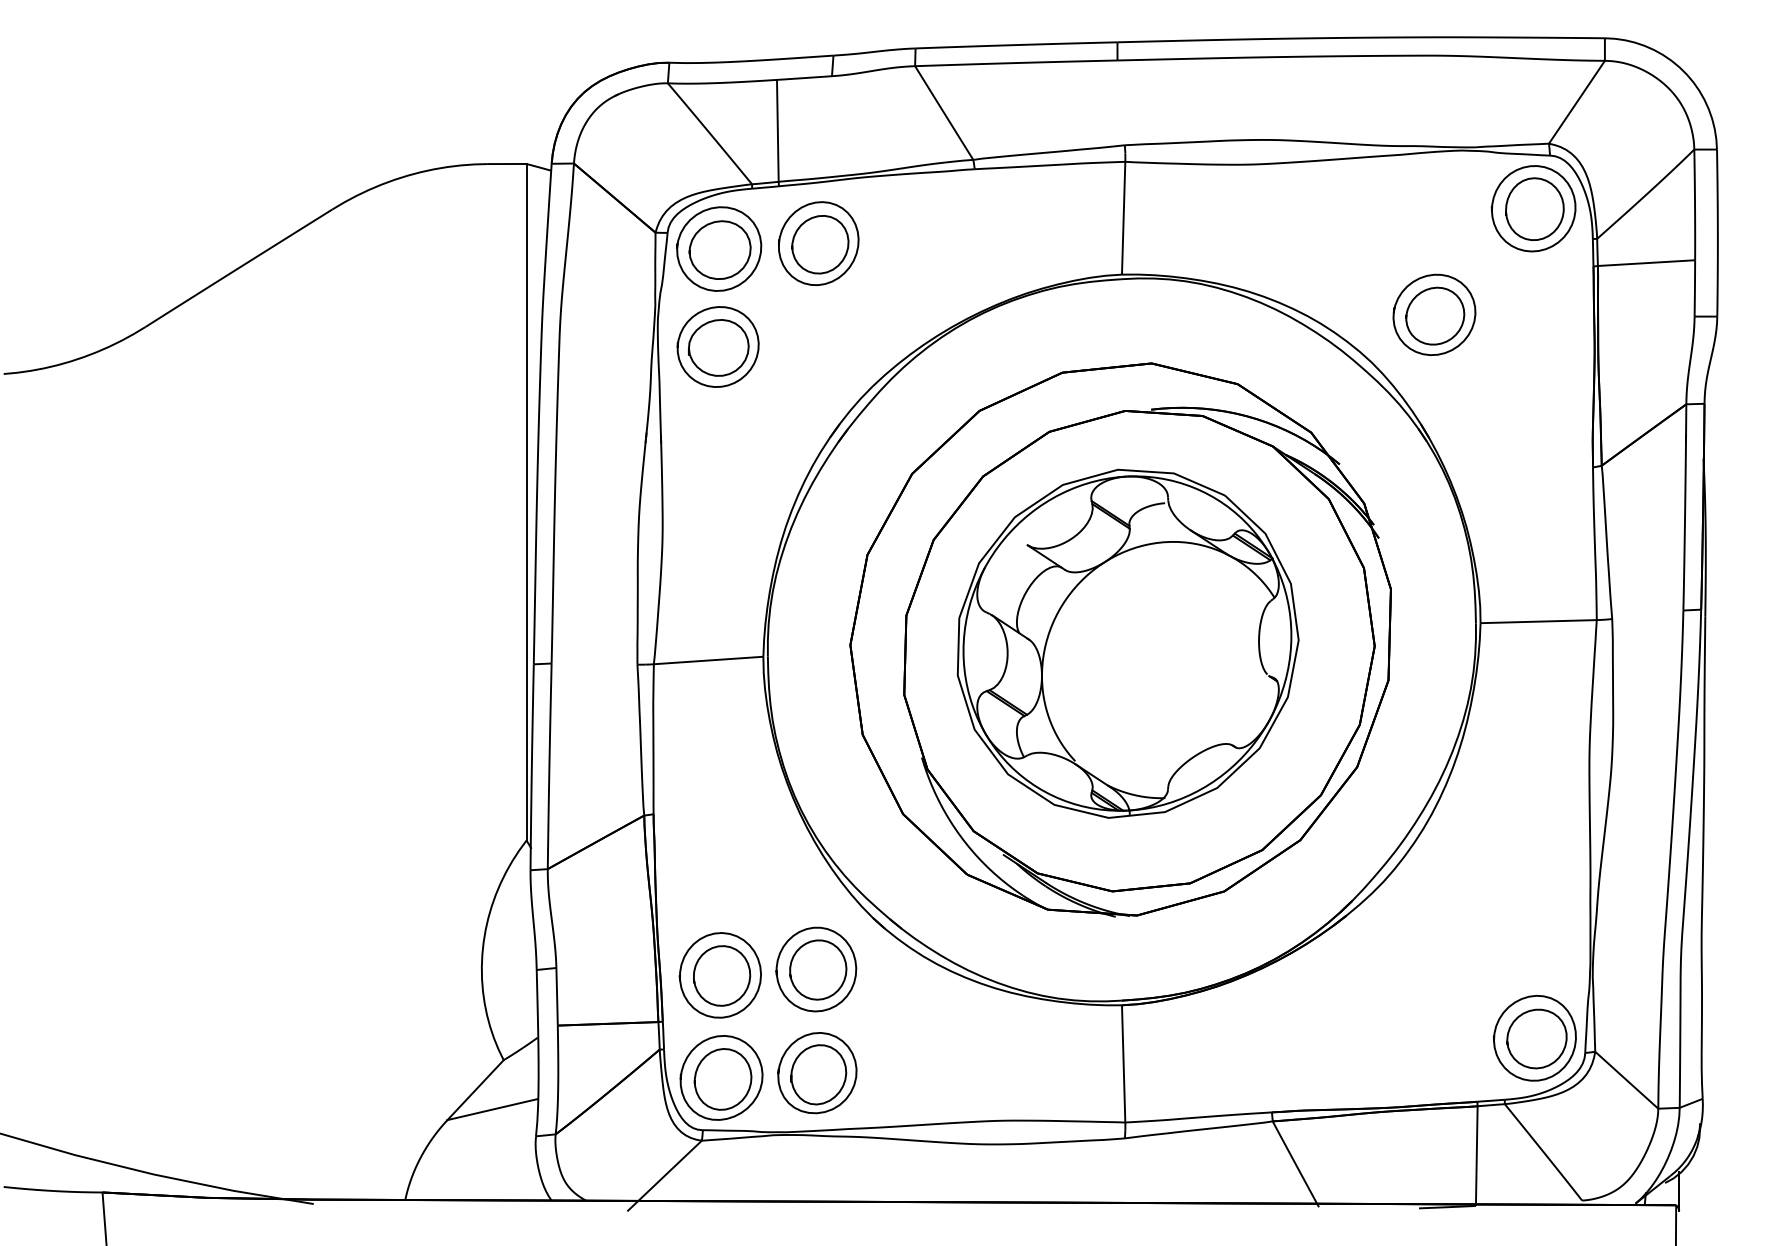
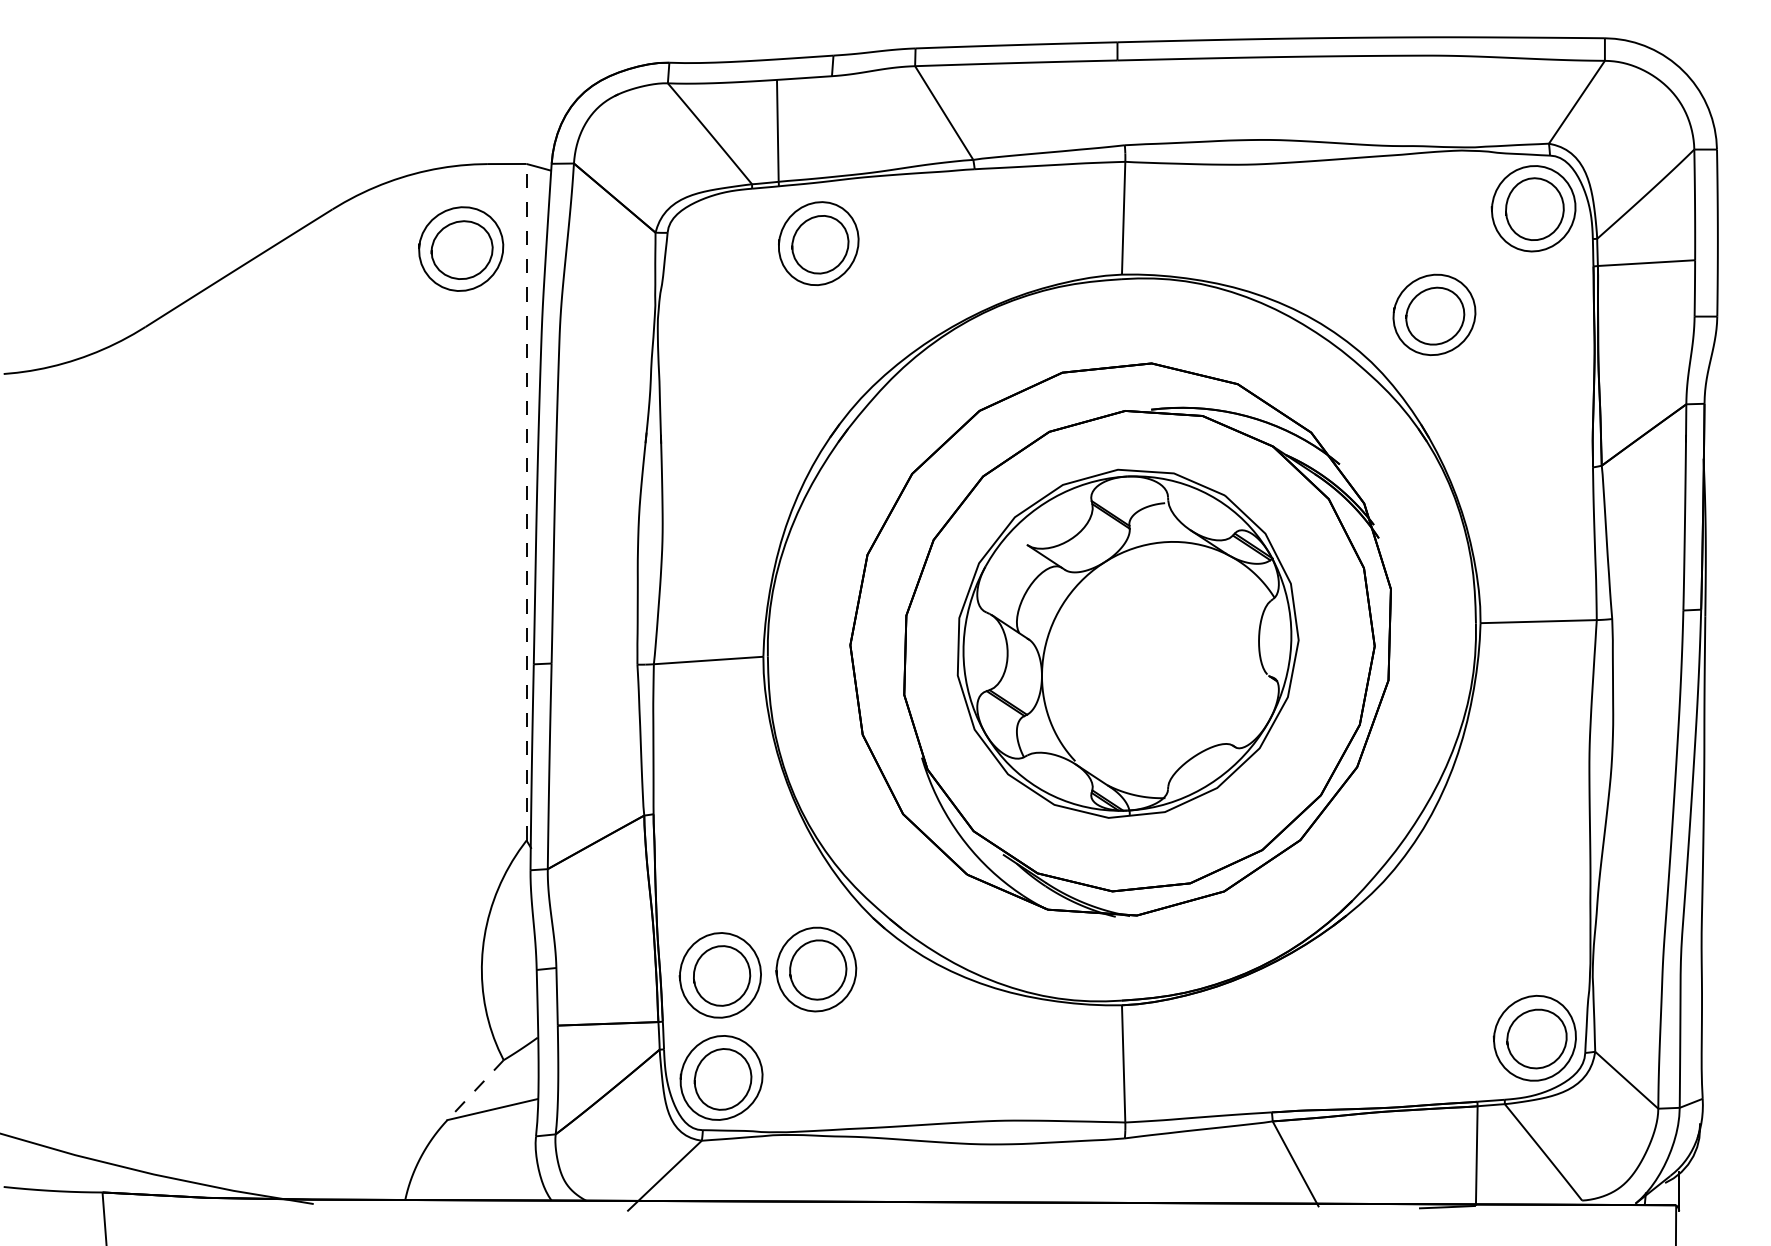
part position: (719, 248) -> (461, 248) (461, 248)
part: present -> none (717, 346)
line: solid -> dashed (526, 501)
part: present -> none (817, 1073)
line: solid -> dashed (475, 1090)
